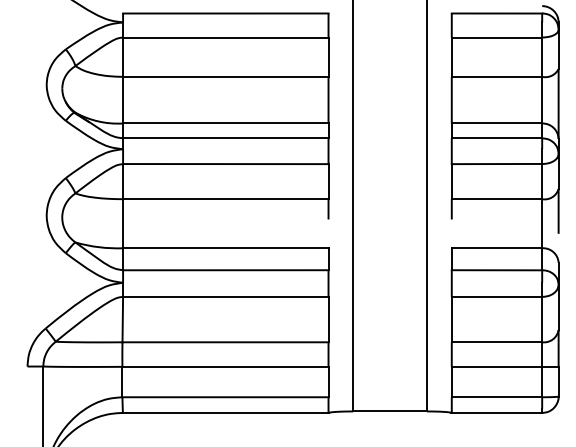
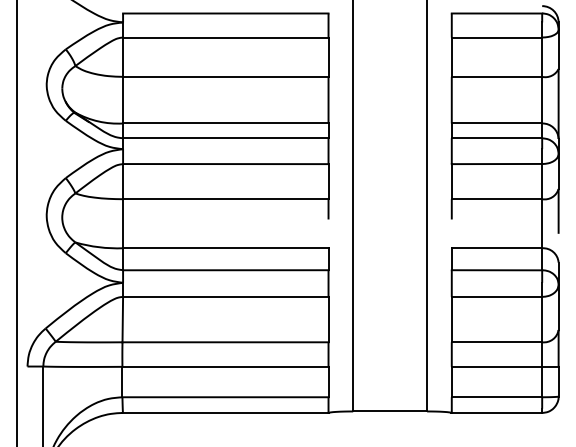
line: none -> present (17, 222)
